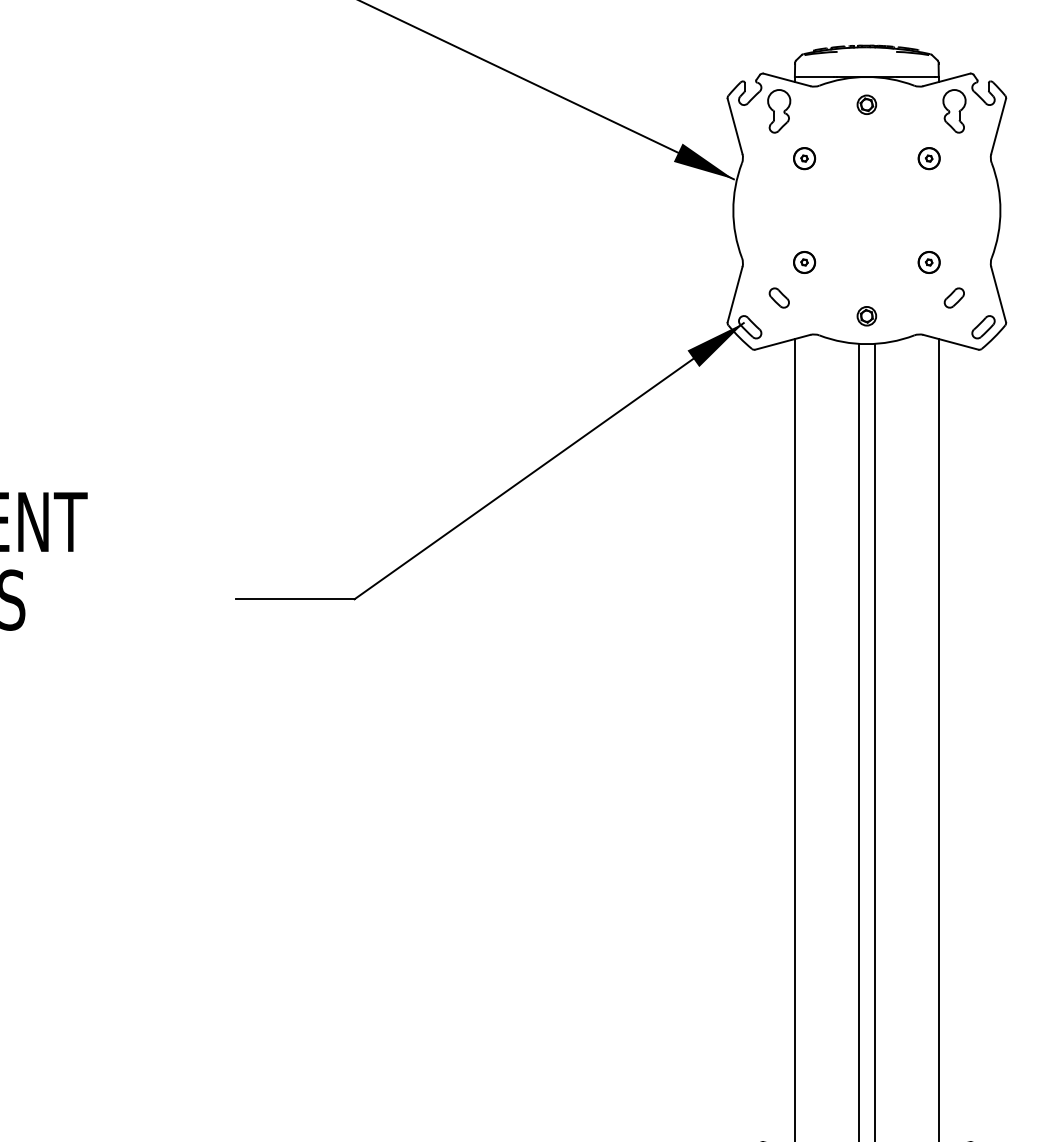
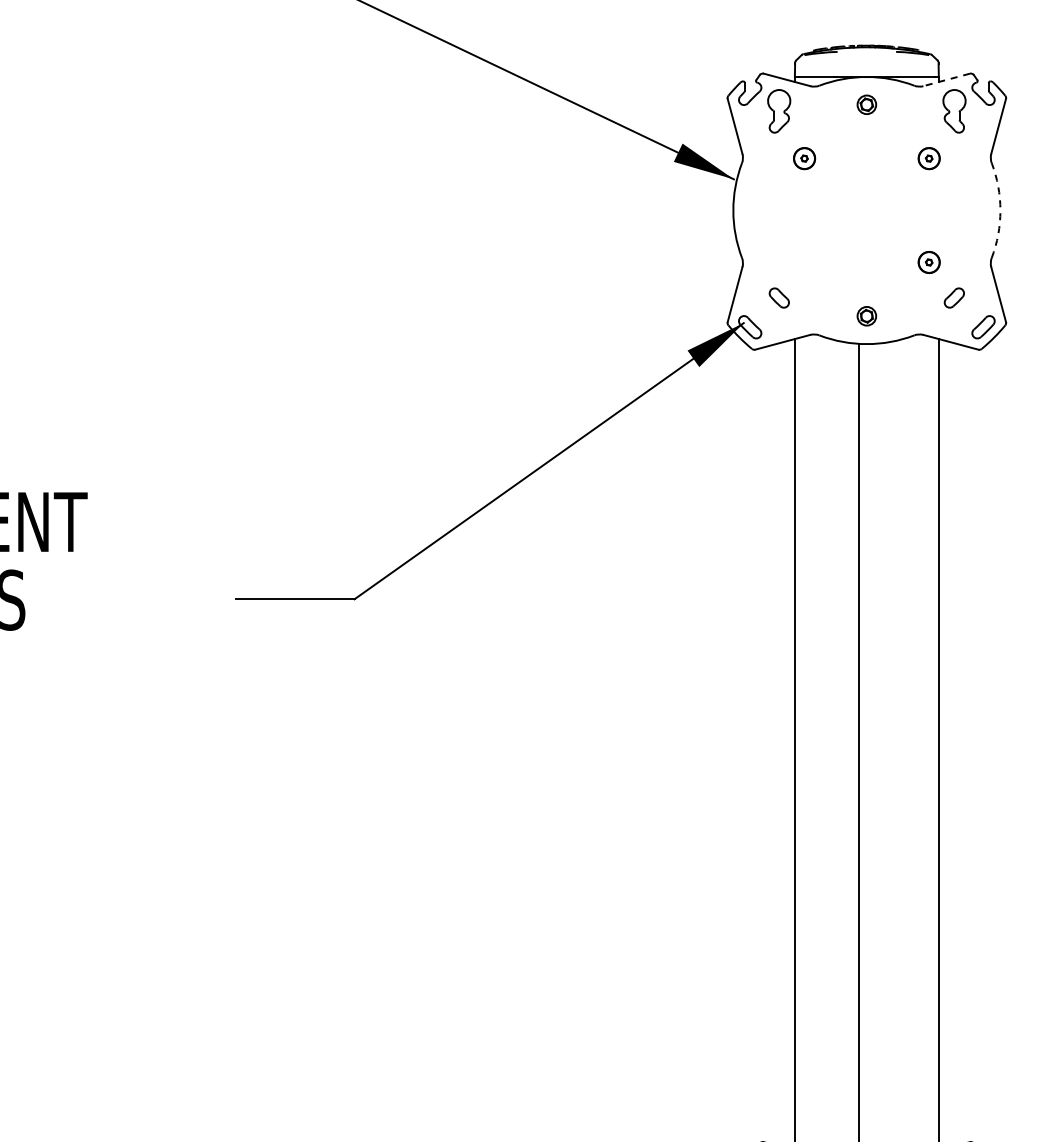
line: solid -> dashed (946, 80)
arc: solid -> dashed (1000, 210)
part: present -> none (804, 262)
line: present -> none (874, 740)
